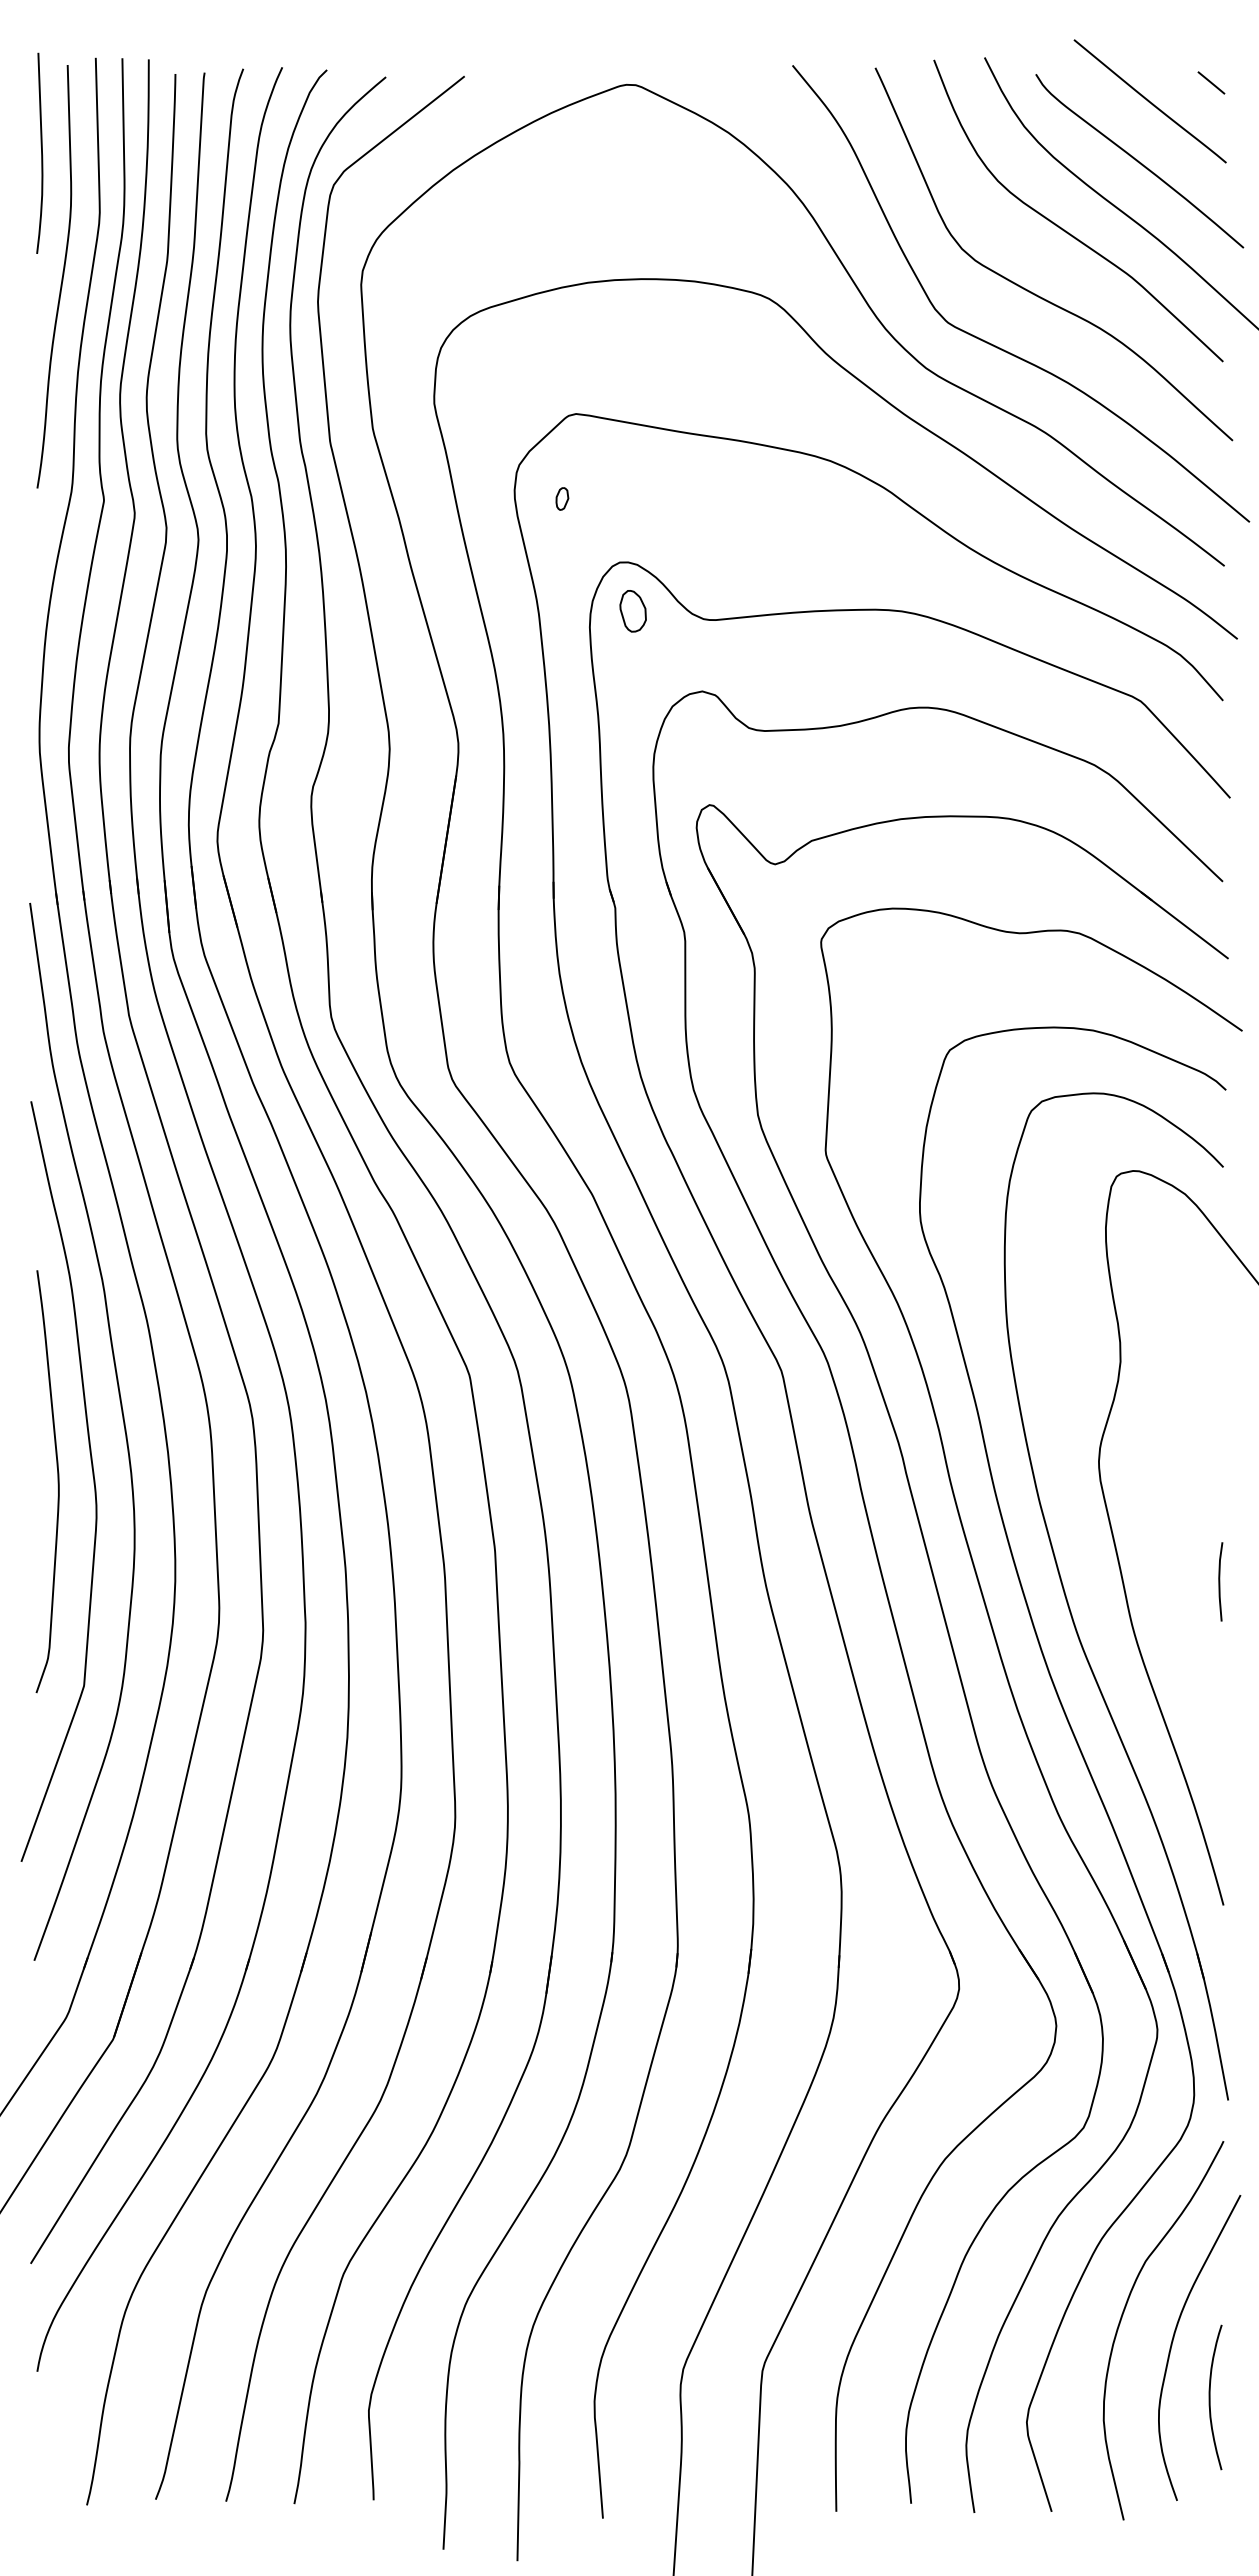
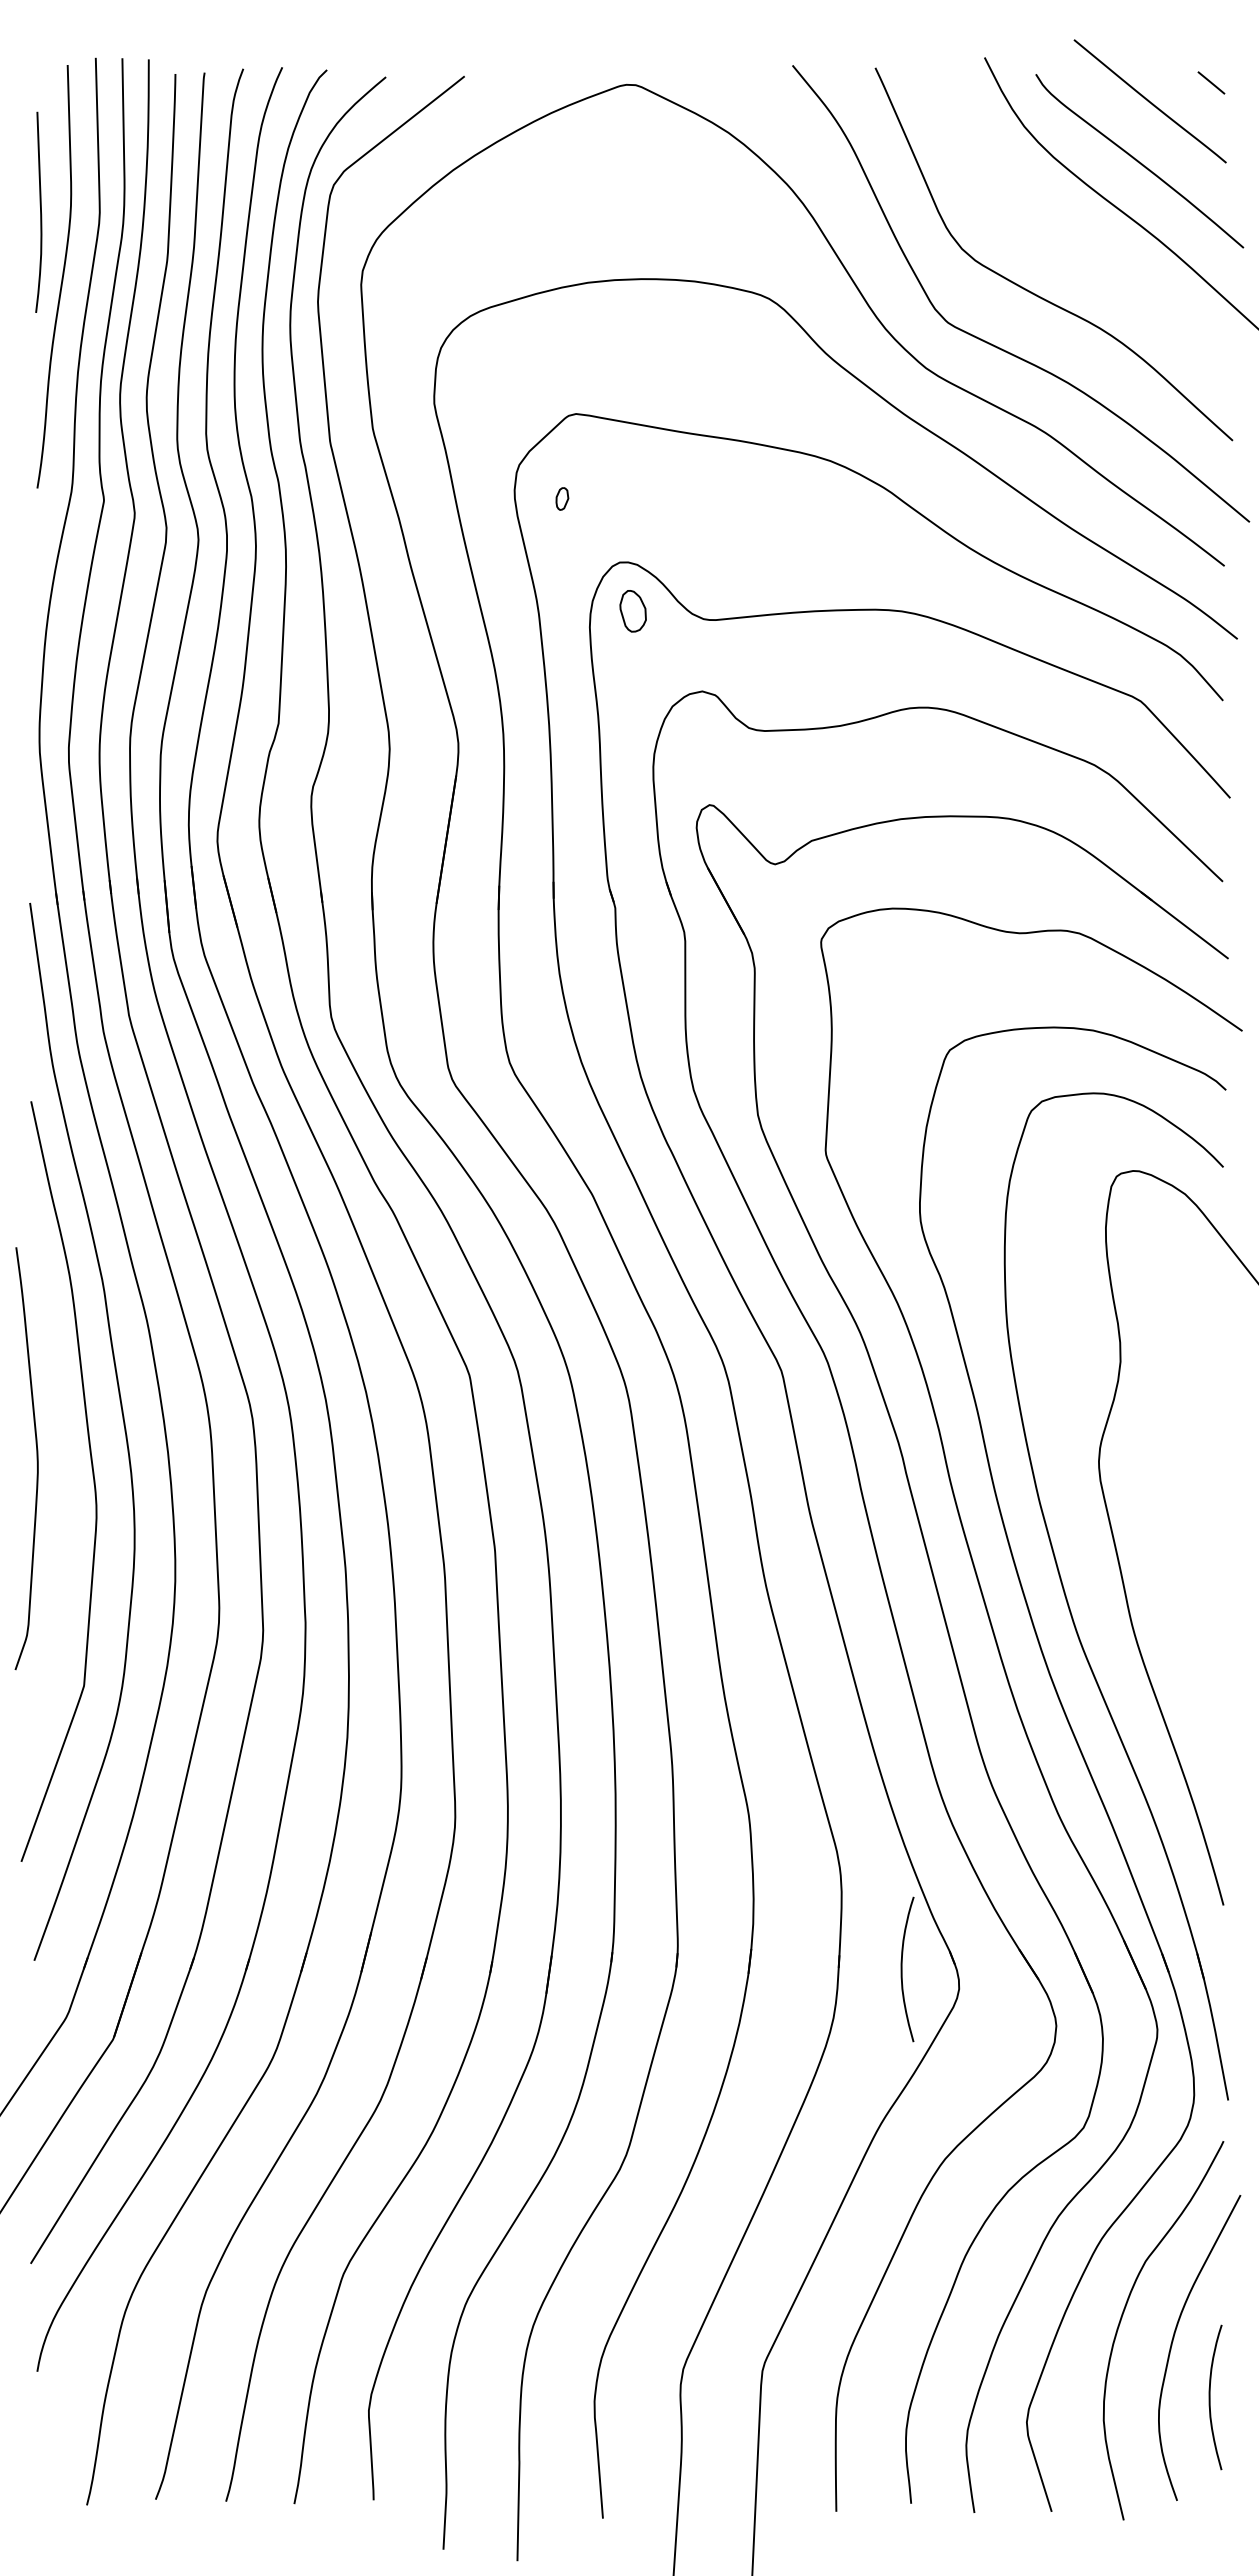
curve position: (41, 152) -> (40, 211) (40, 211)
curve: present -> none (1066, 230)
curve position: (57, 1481) -> (36, 1458) (36, 1458)
curve: present -> none (1220, 1581)
curve: none -> present (902, 1969)
